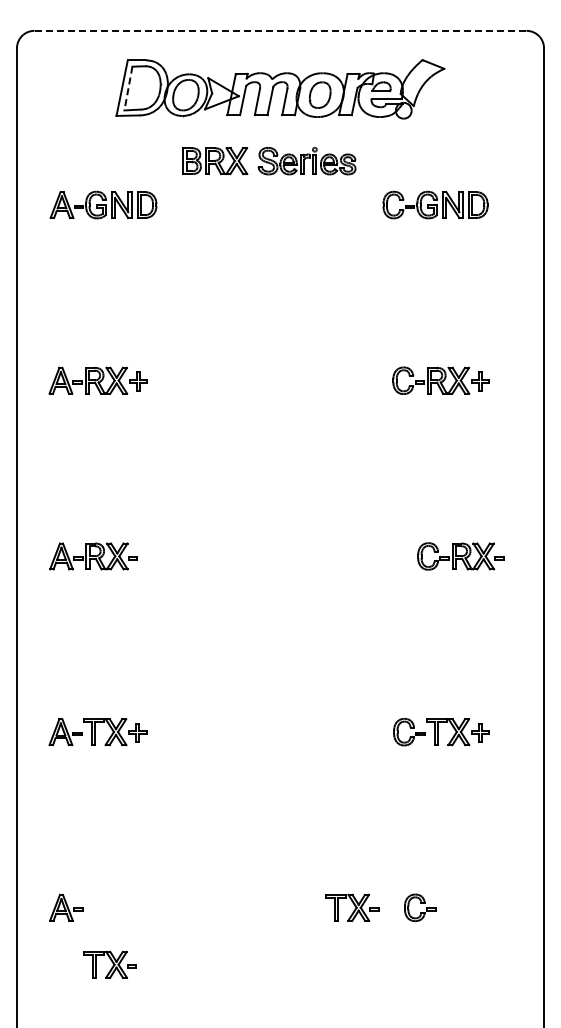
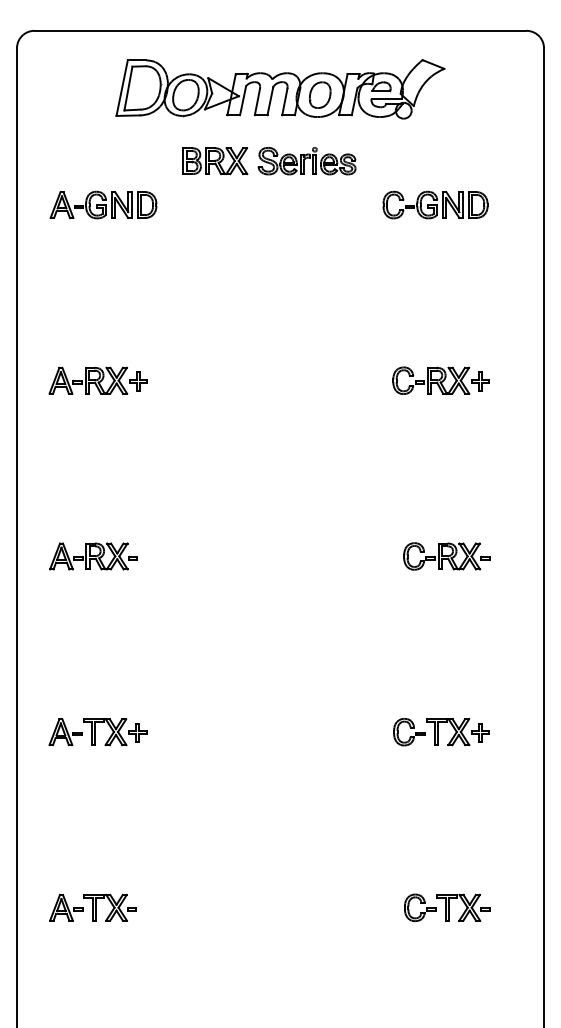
line: dashed -> solid (280, 30)
line: dashed -> solid (128, 89)
part position: (460, 556) -> (446, 556) (446, 556)
part position: (352, 907) -> (463, 907) (463, 907)
part position: (109, 964) -> (109, 907) (109, 907)
